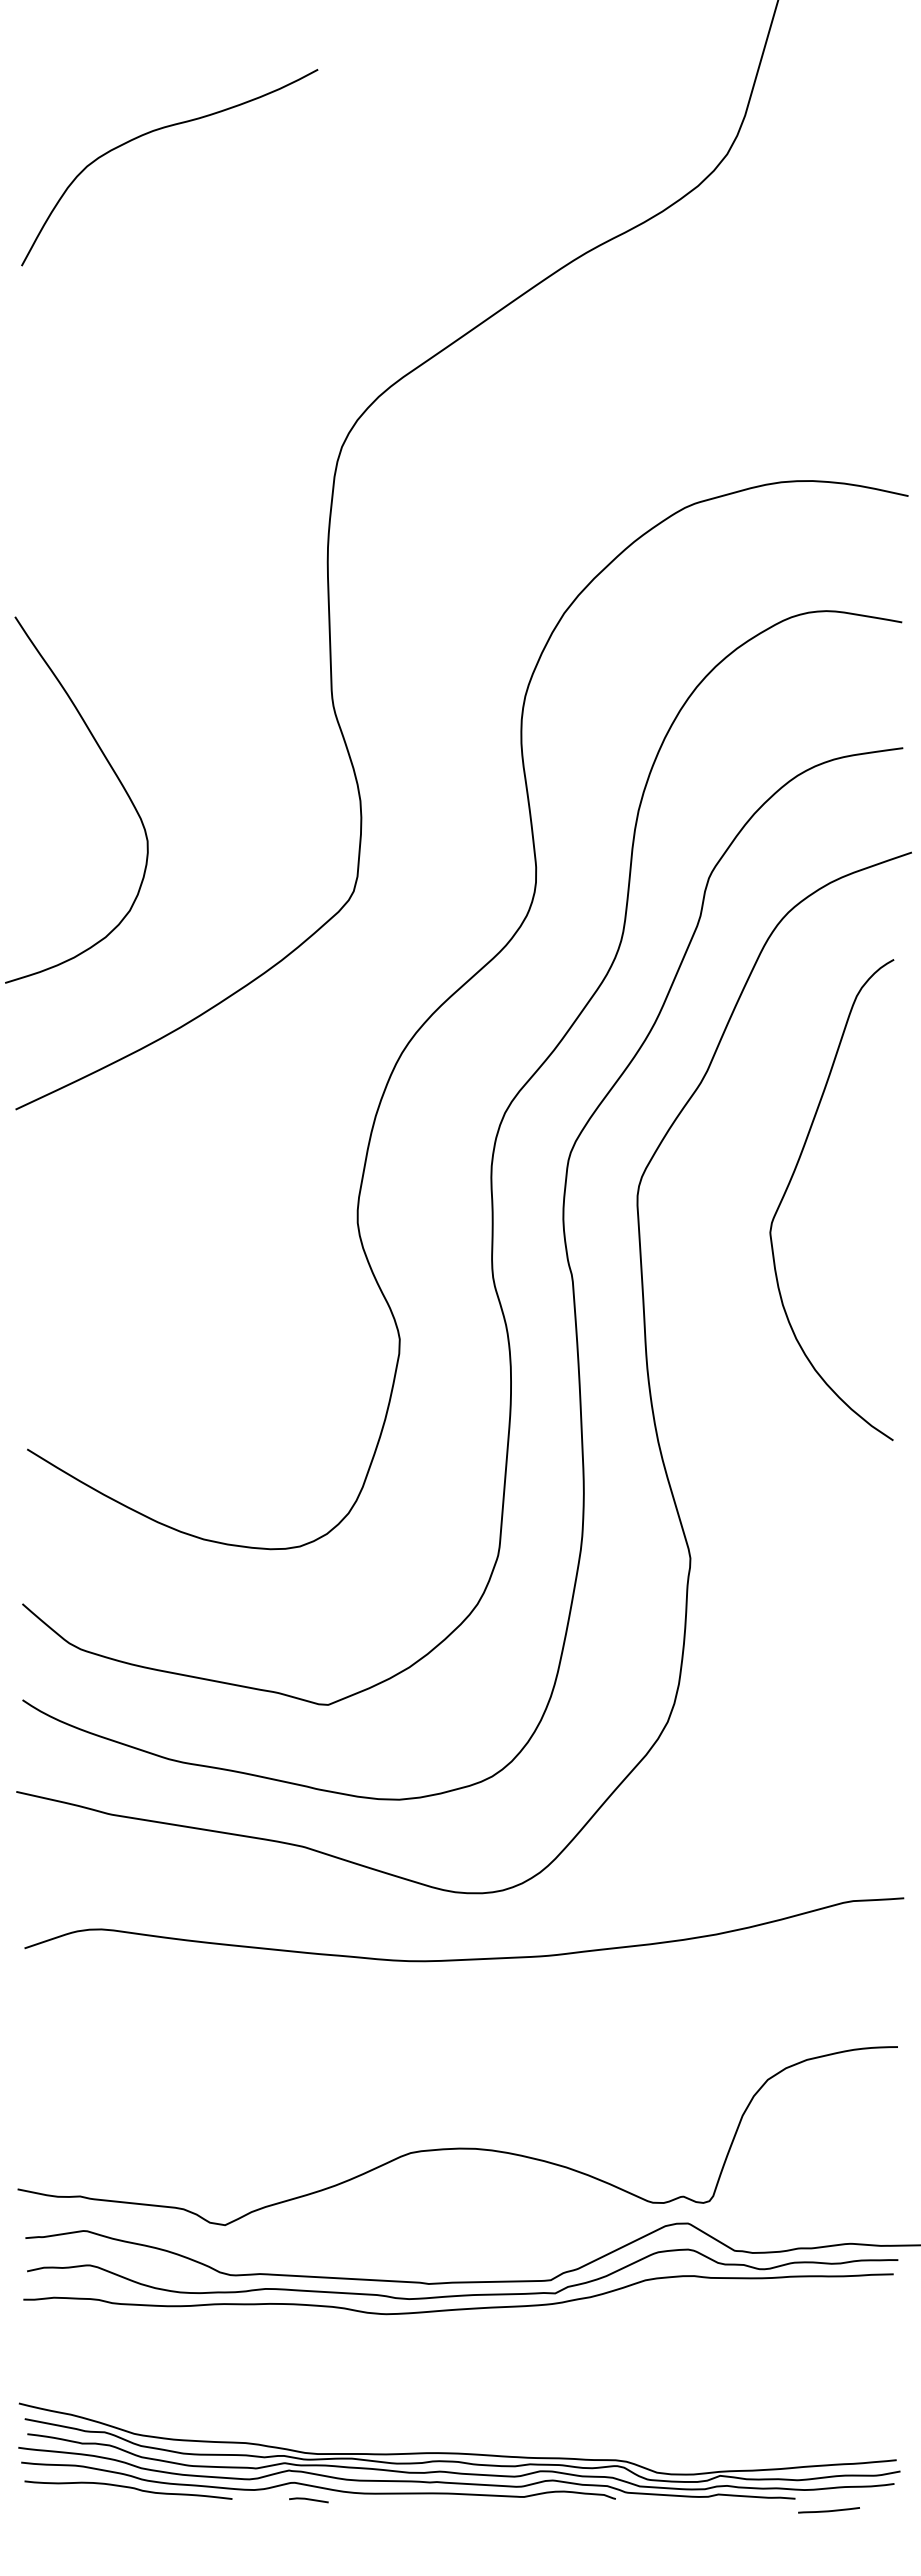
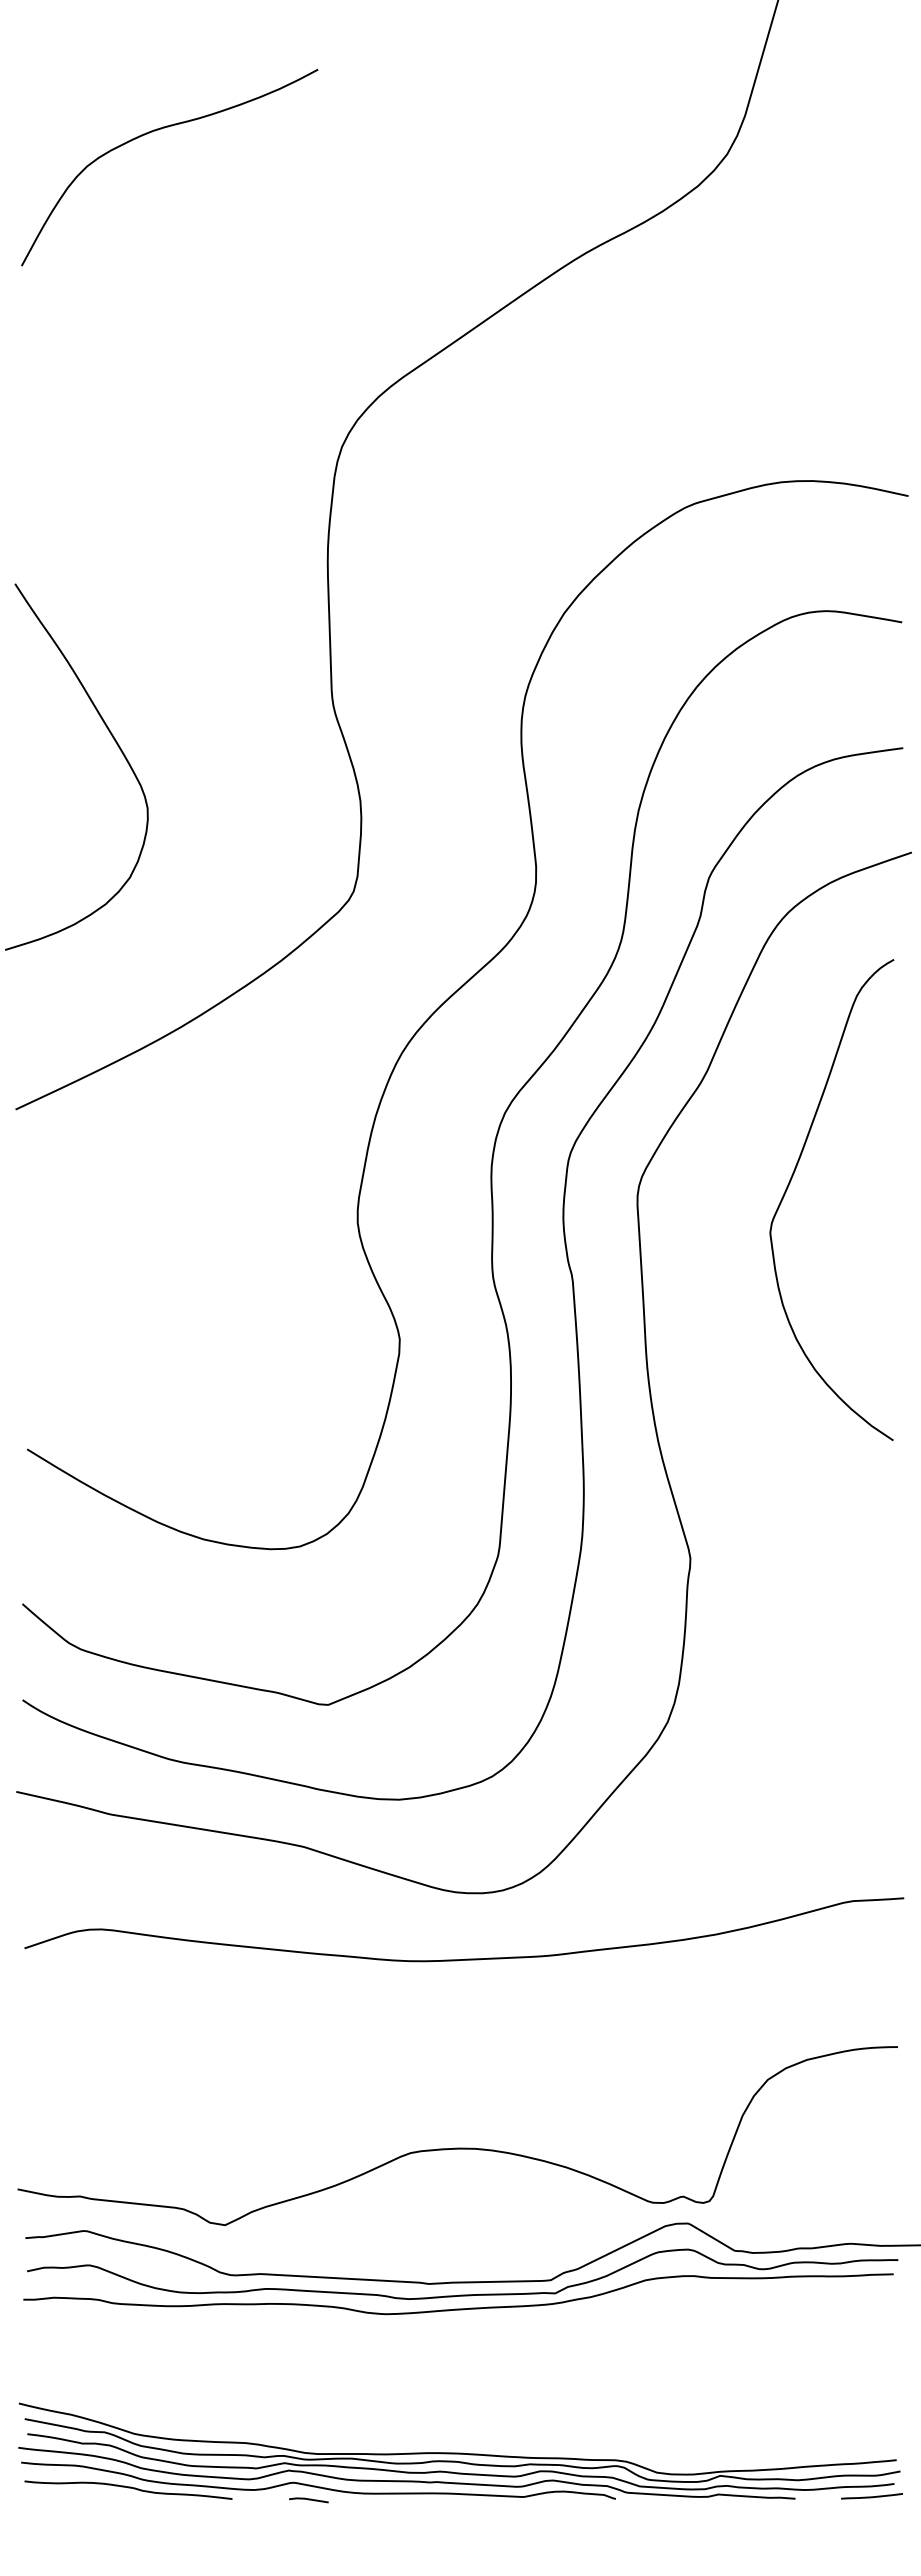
curve position: (116, 777) -> (116, 744) (116, 744)
line position: (828, 2510) -> (871, 2496) (871, 2496)
